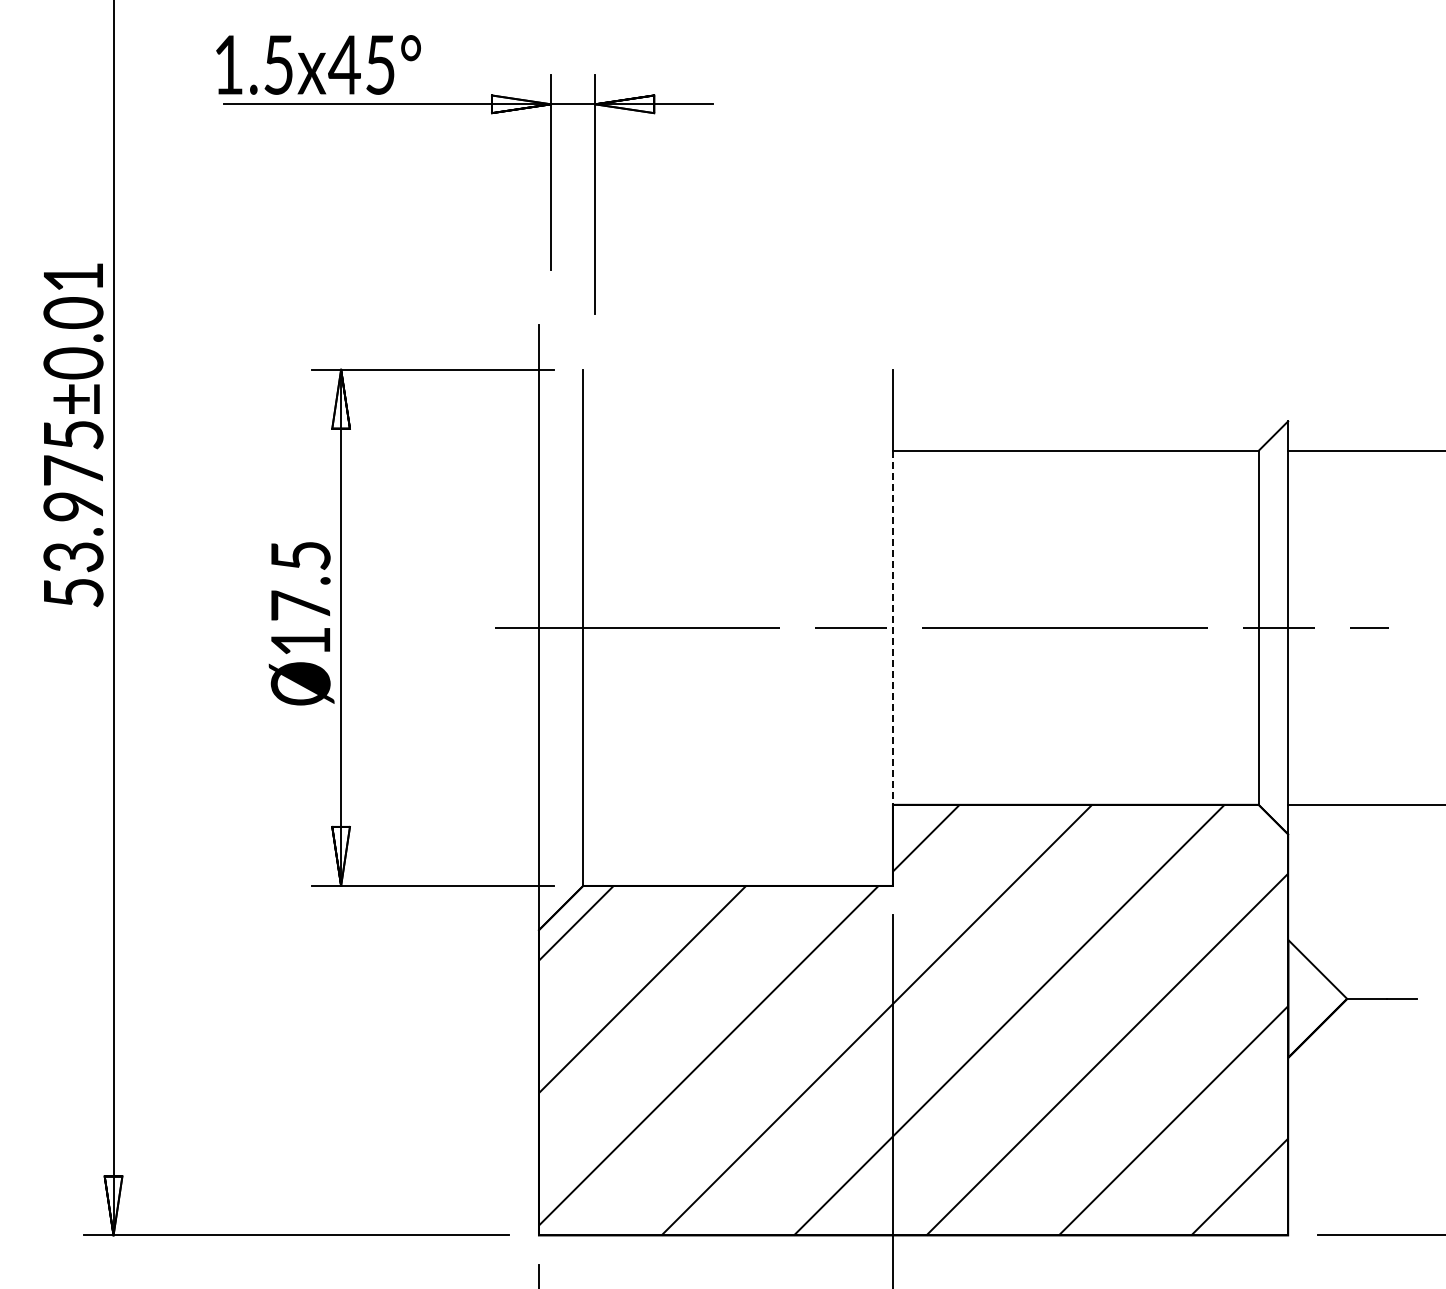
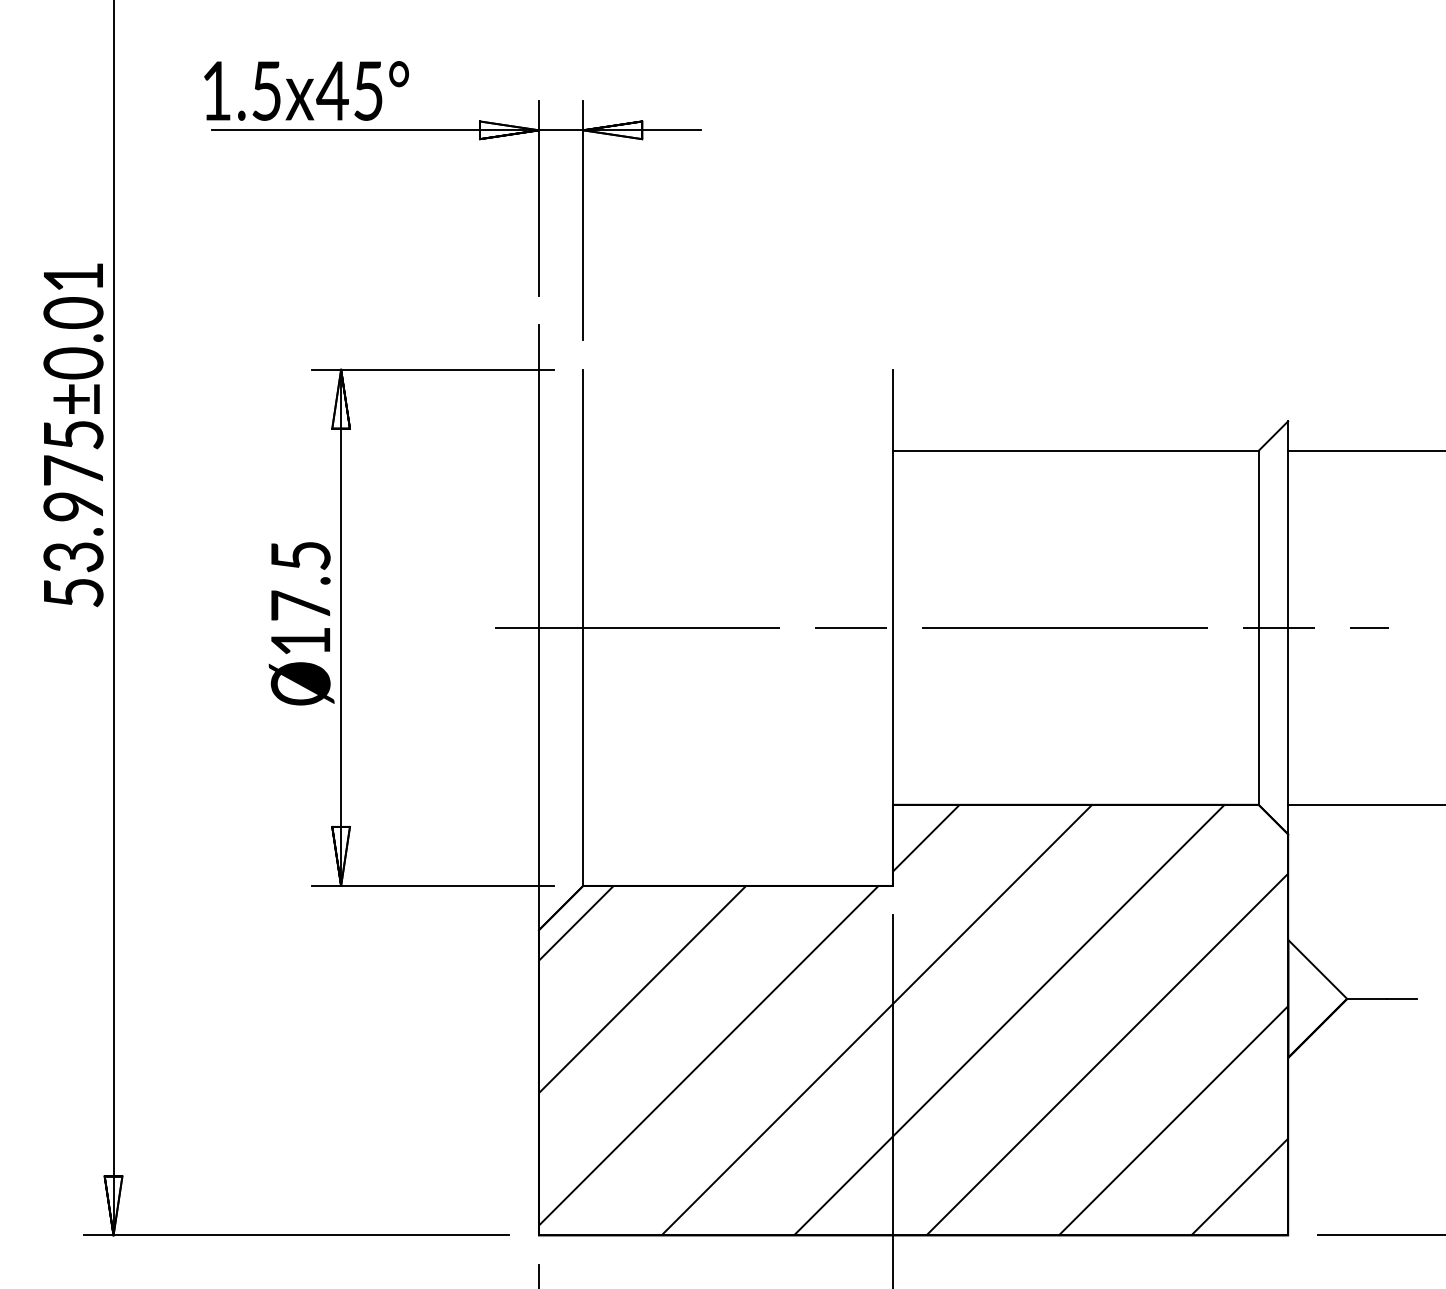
part position: (491, 114) -> (479, 140) (479, 140)
line: dashed -> solid (892, 627)
